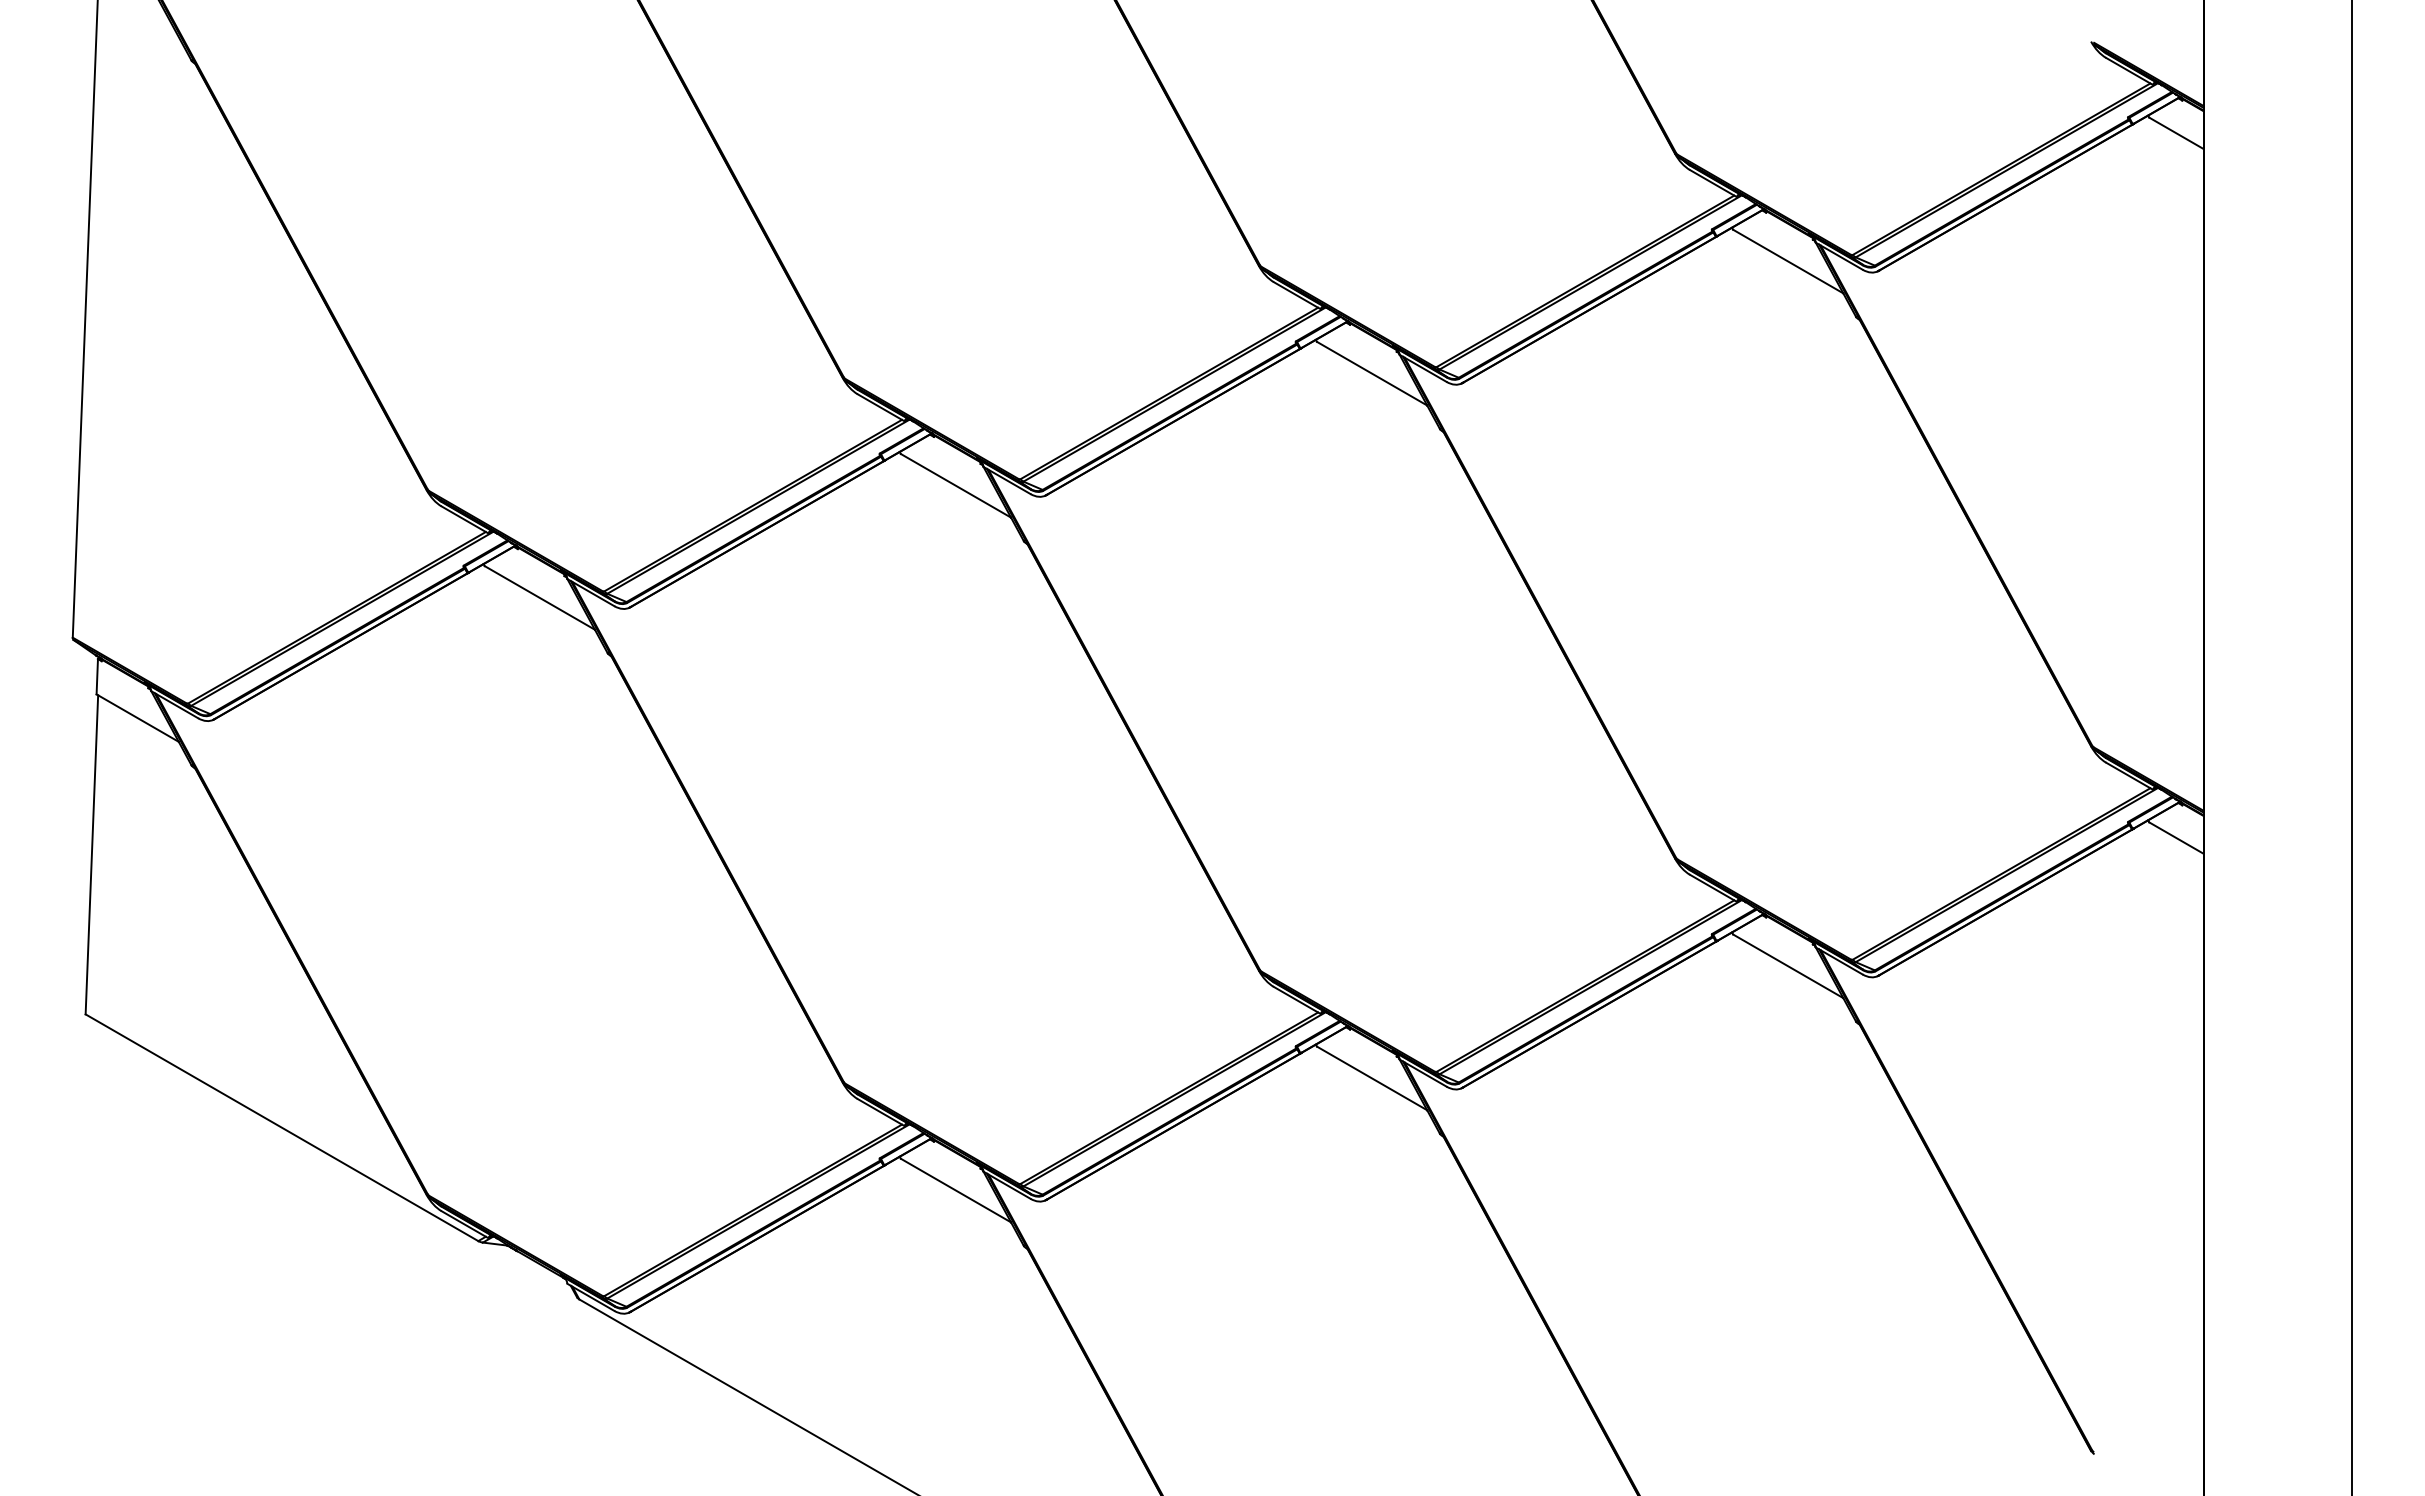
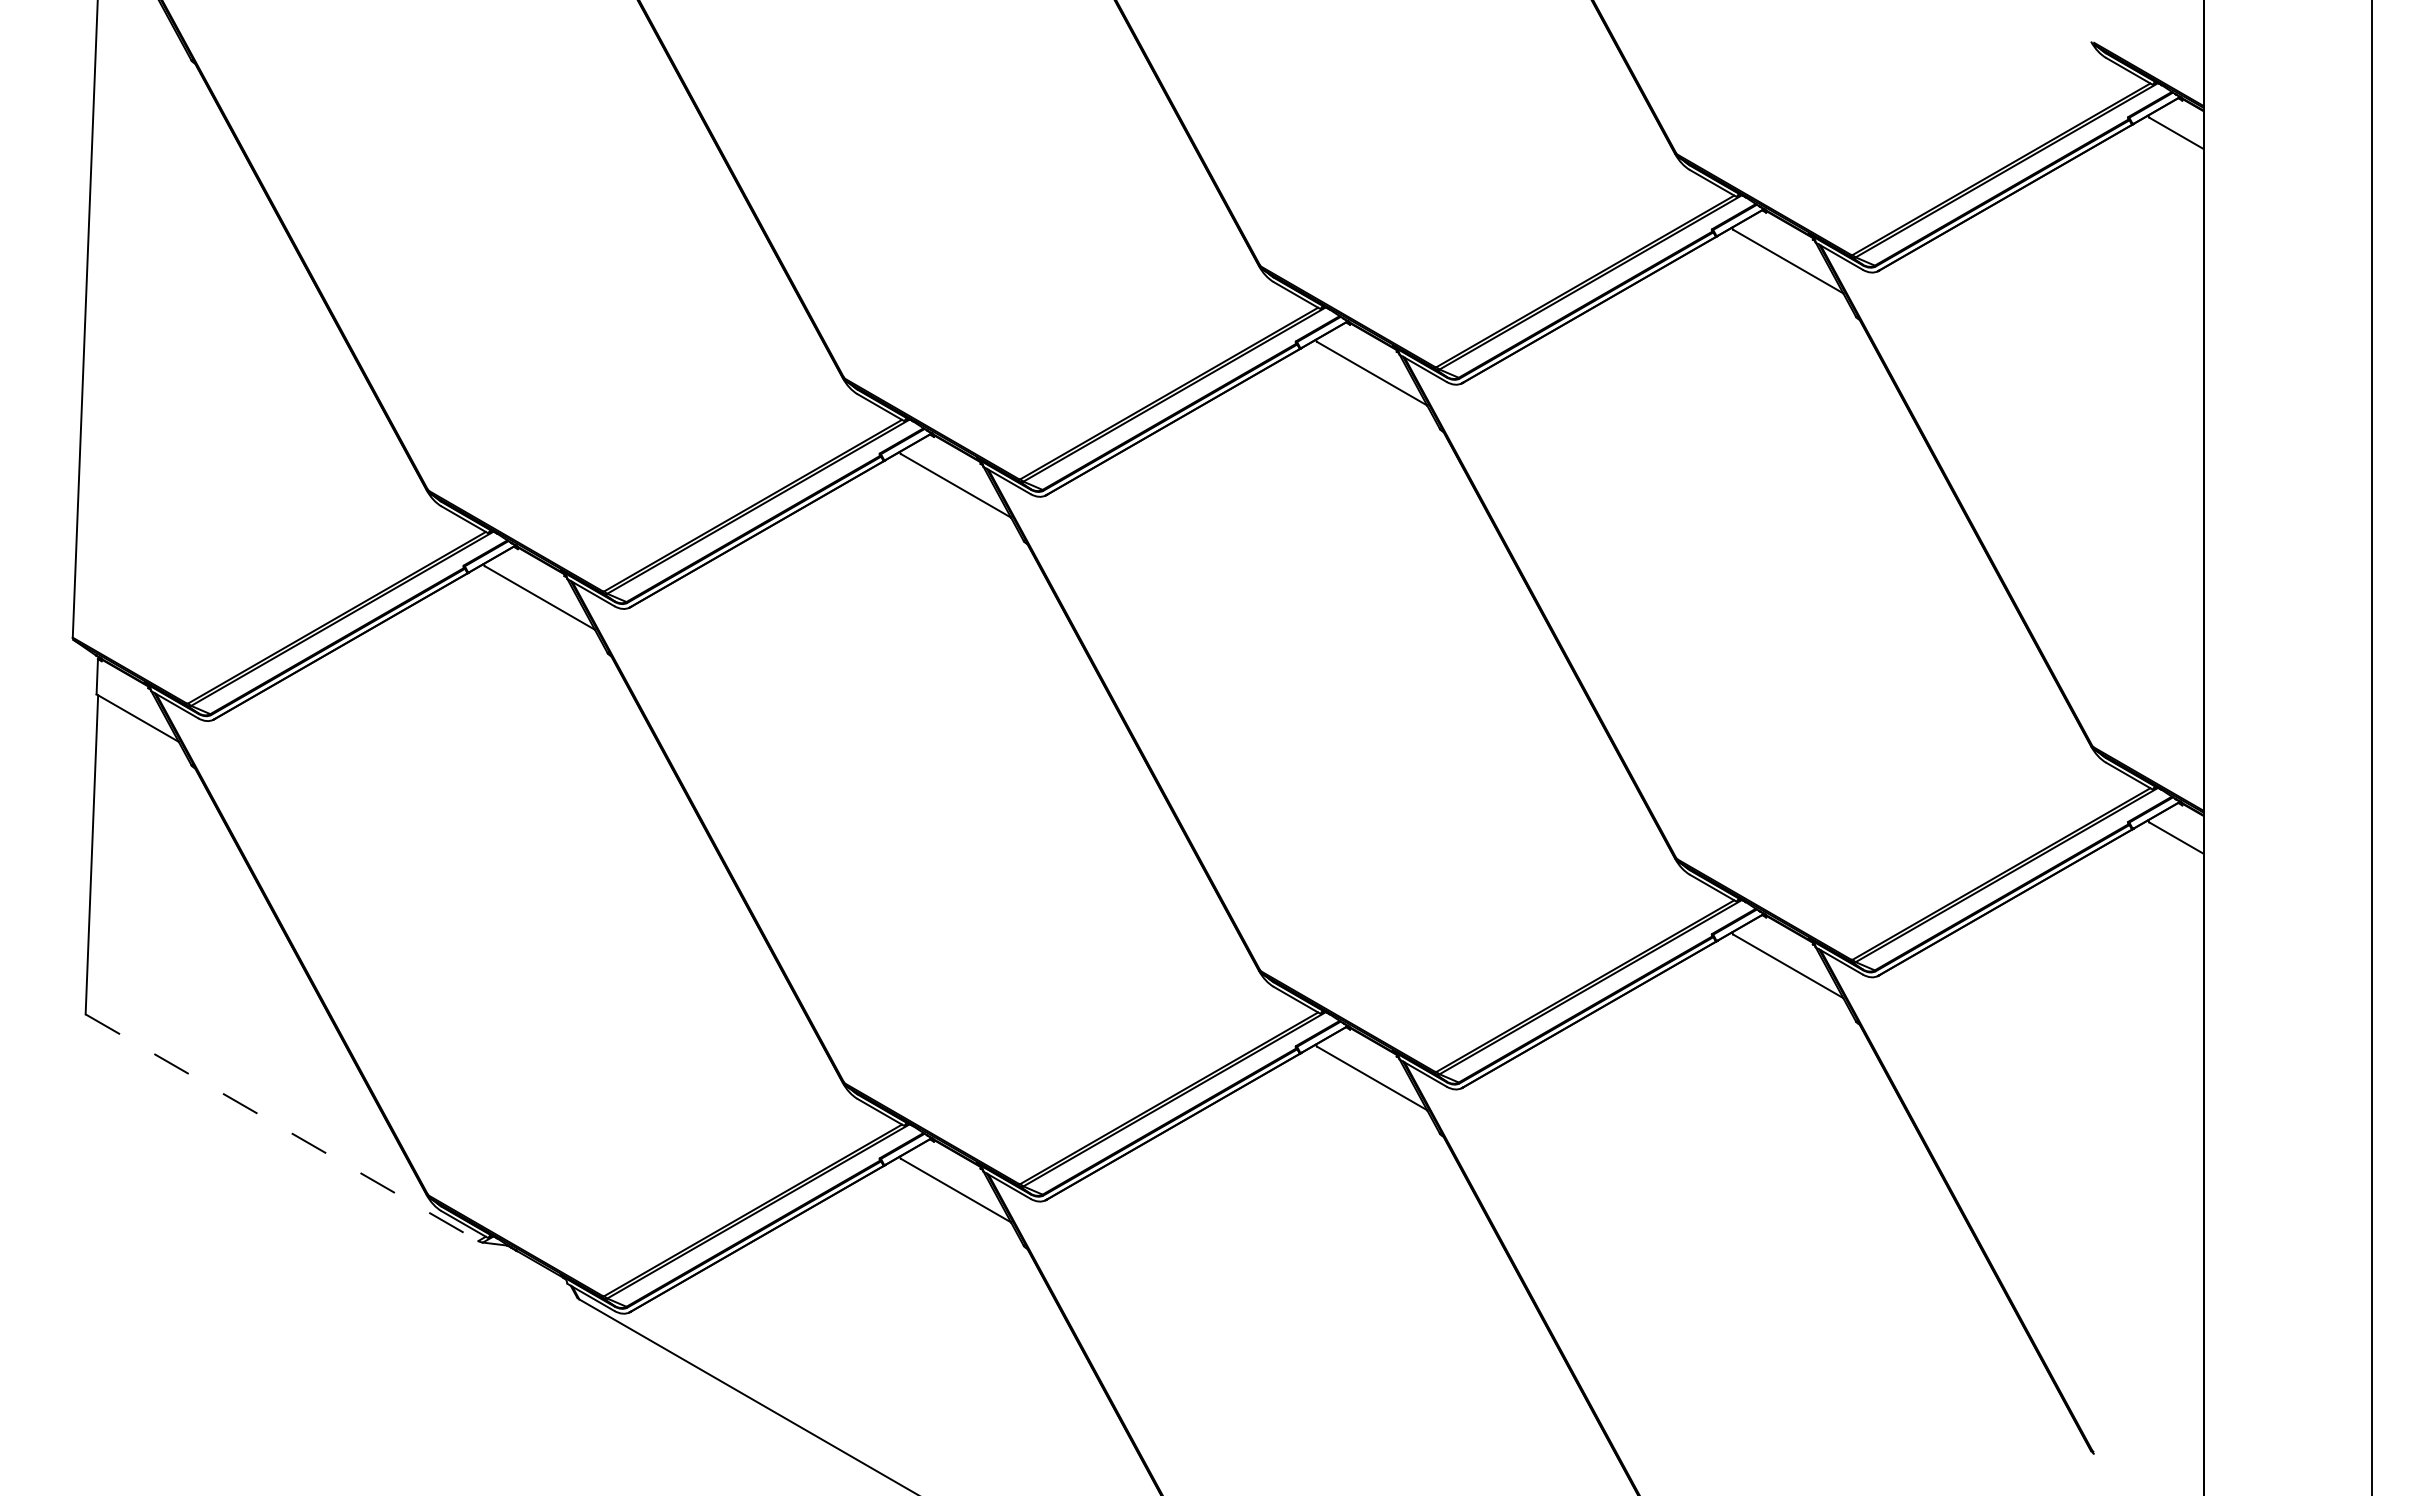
line position: (2352, 747) -> (2372, 747) (2372, 747)
line: solid -> dashed (281, 1127)
